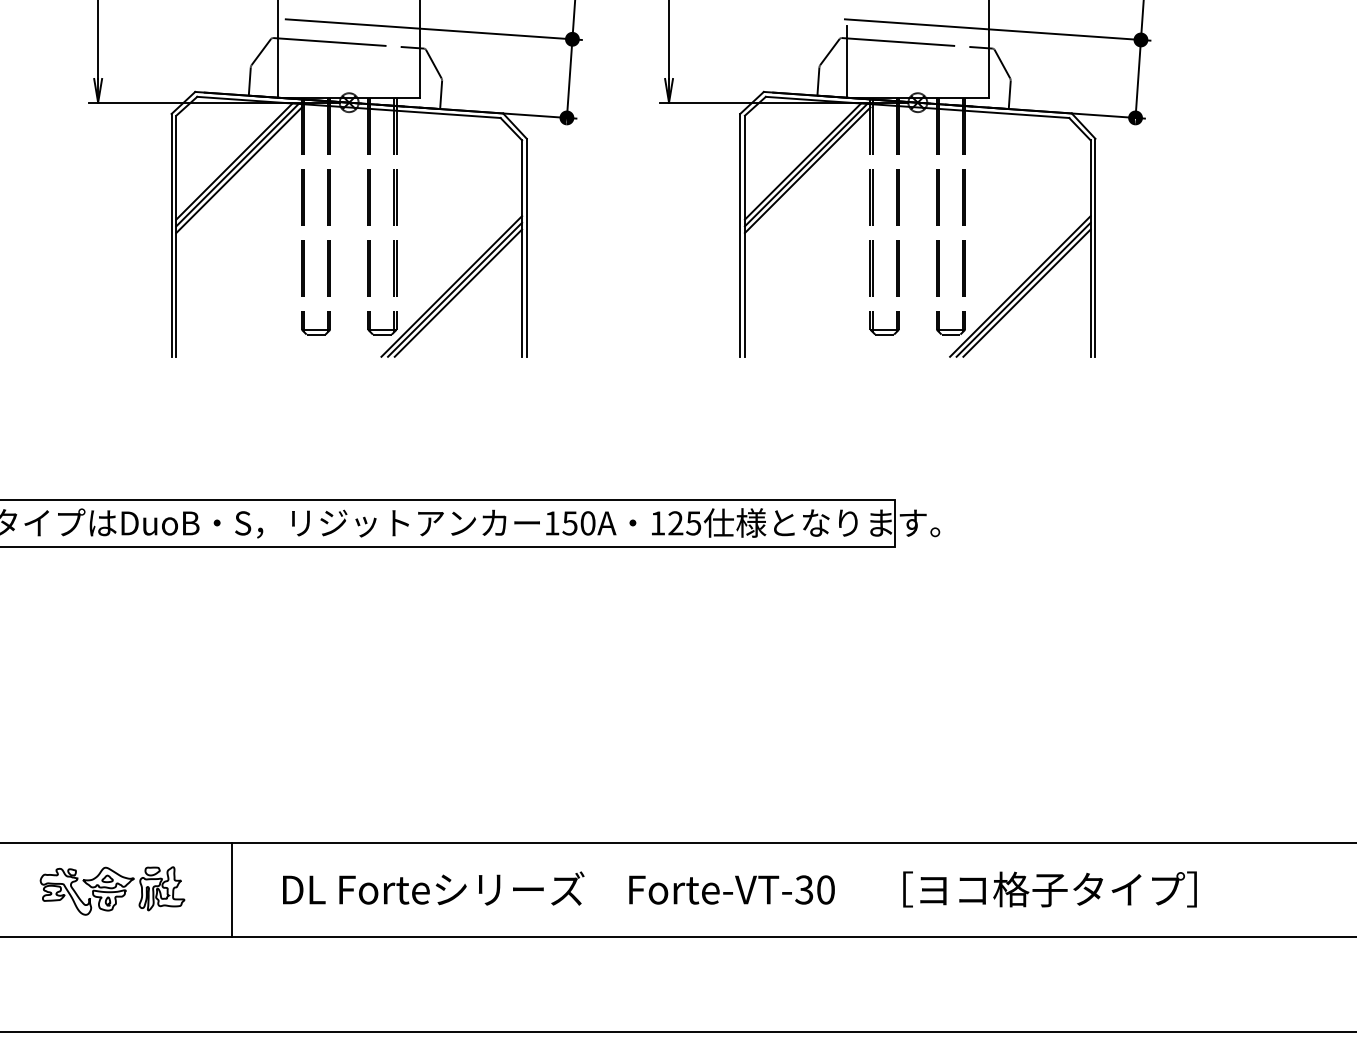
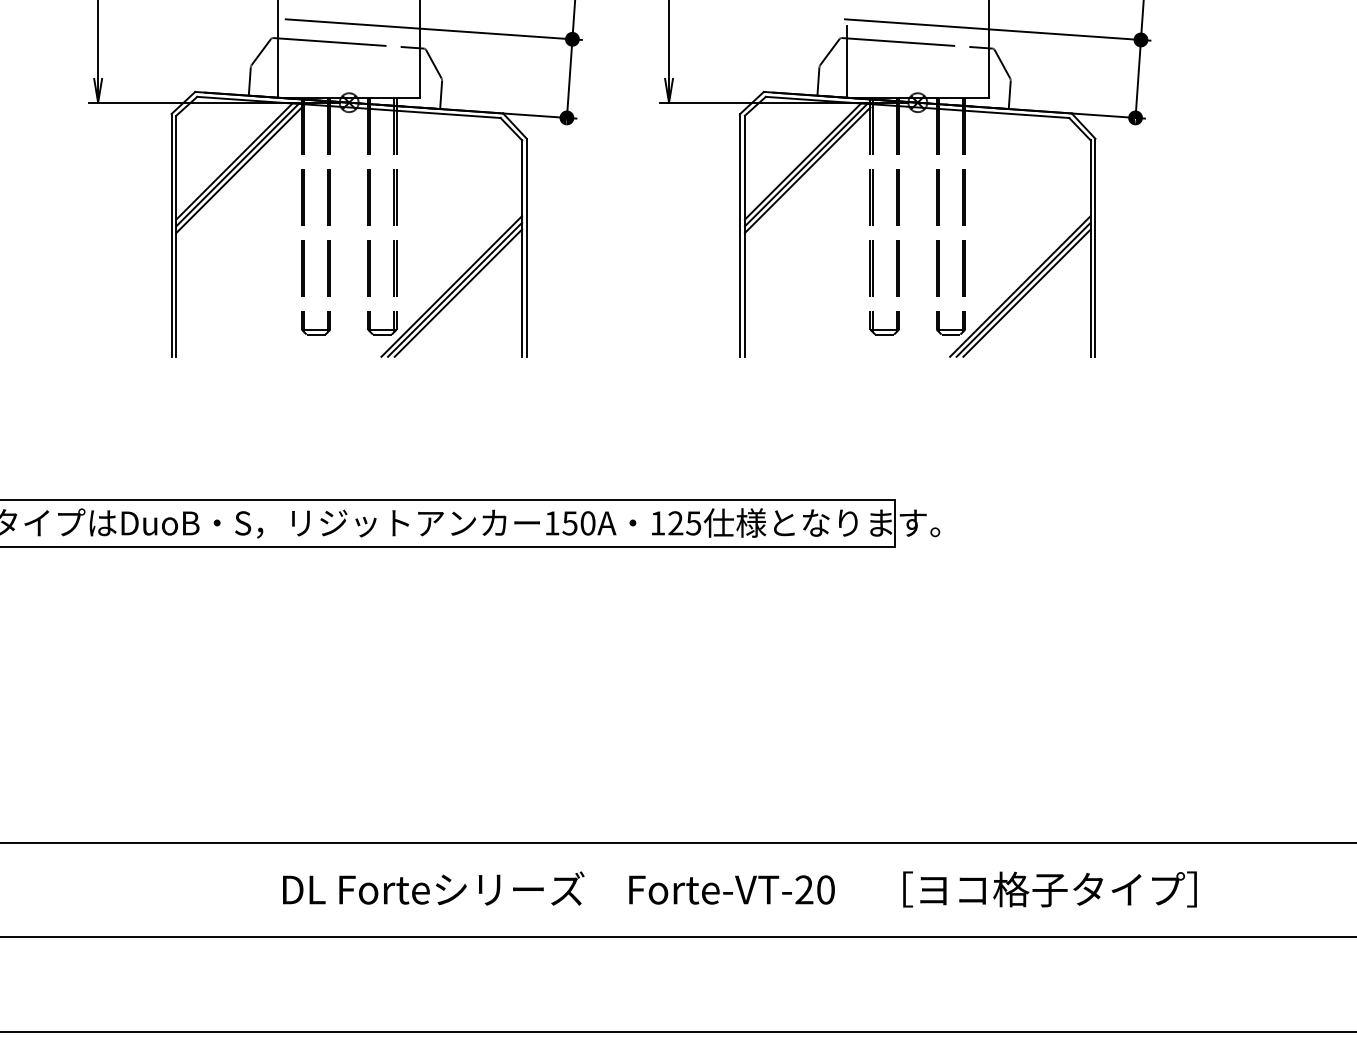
line: present -> none (231, 889)
text: Forte-VT-30 -> Forte-VT-20 (804, 889)
part: present -> none (112, 890)
